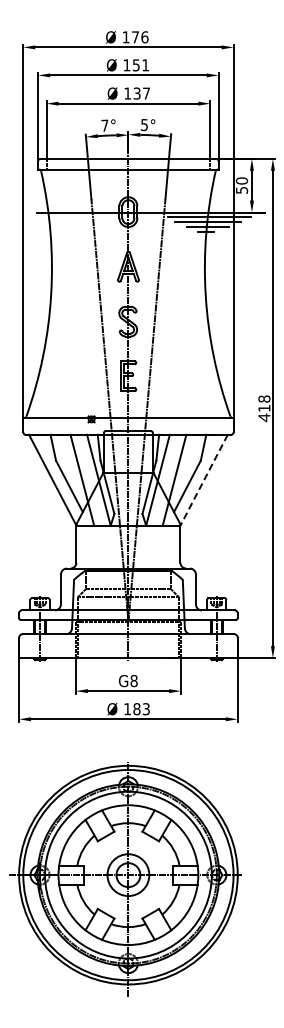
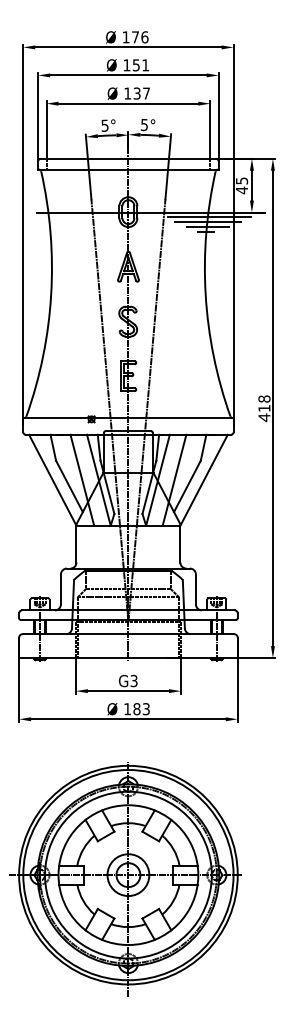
text: 7° -> 5° (104, 125)
text: 50 -> 45 (241, 185)
line: dashed -> solid (203, 480)
text: G8 -> G3 (133, 681)
